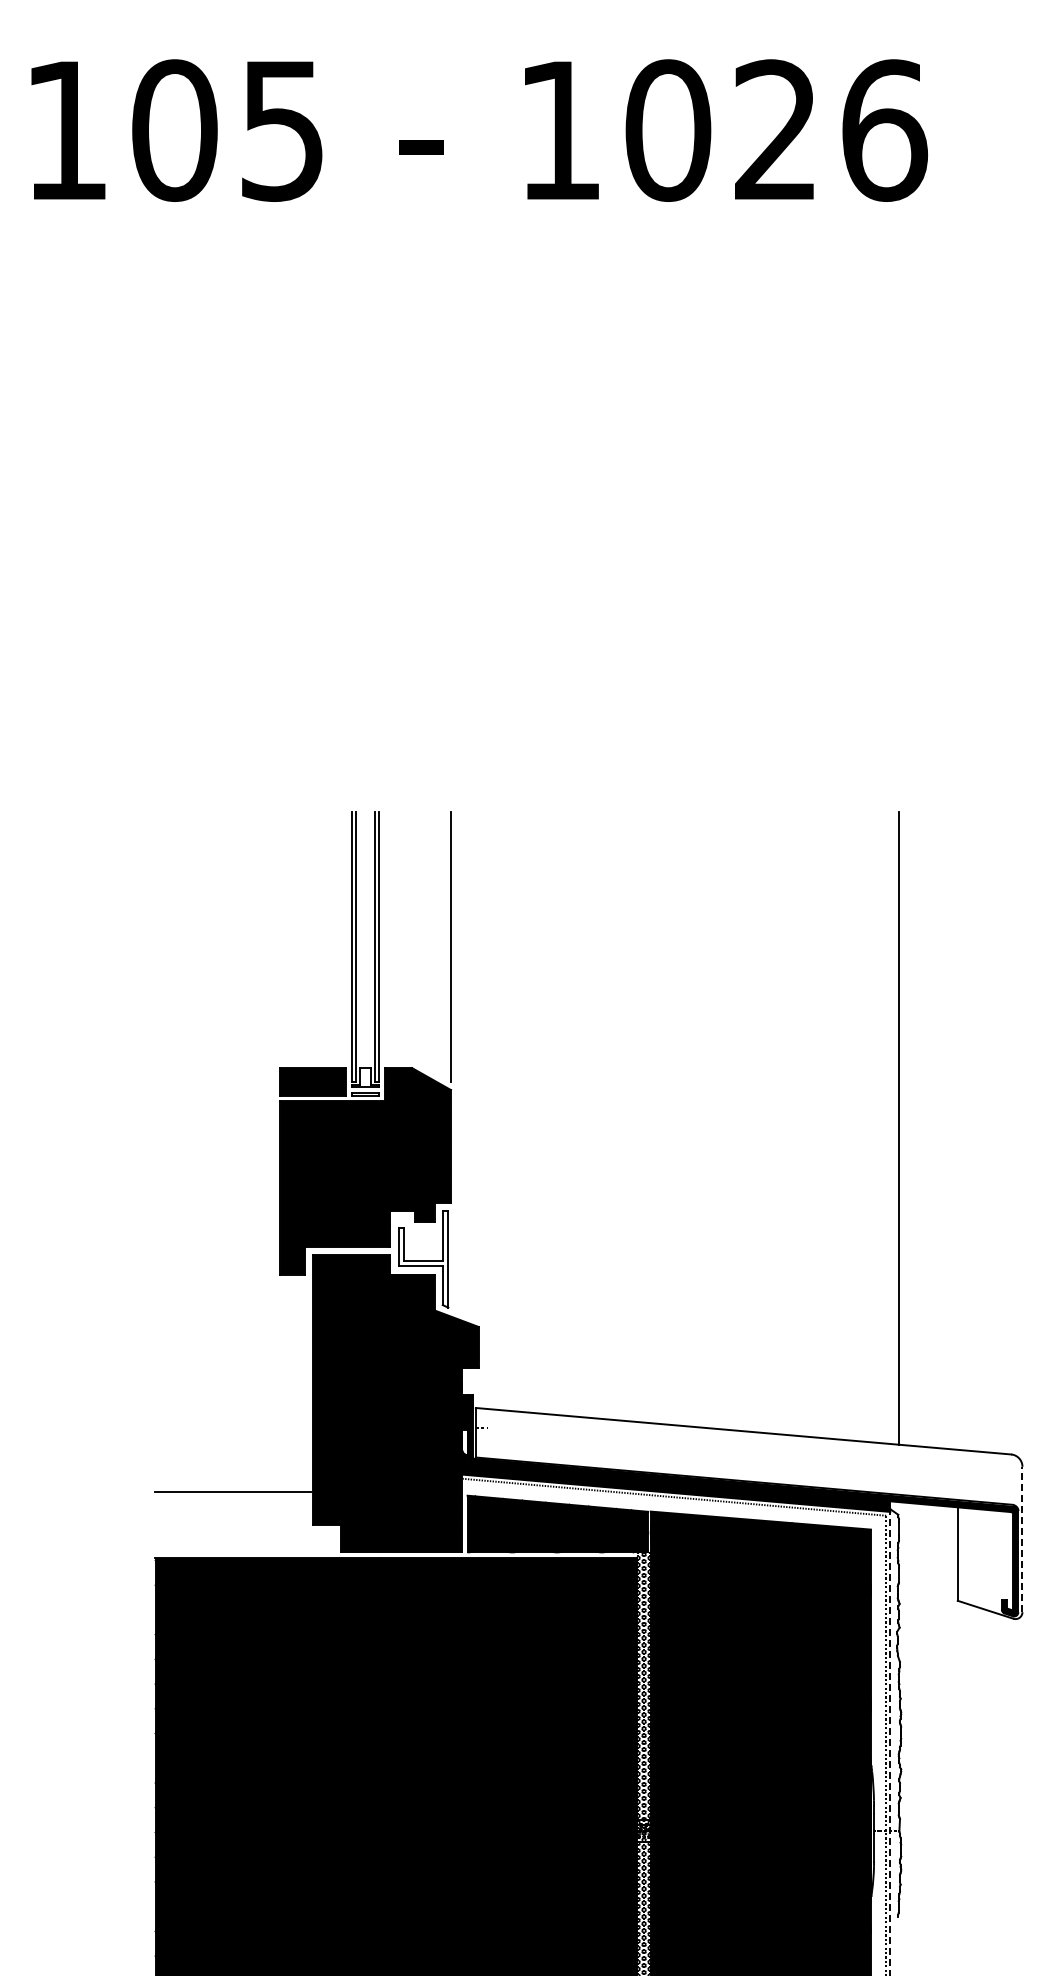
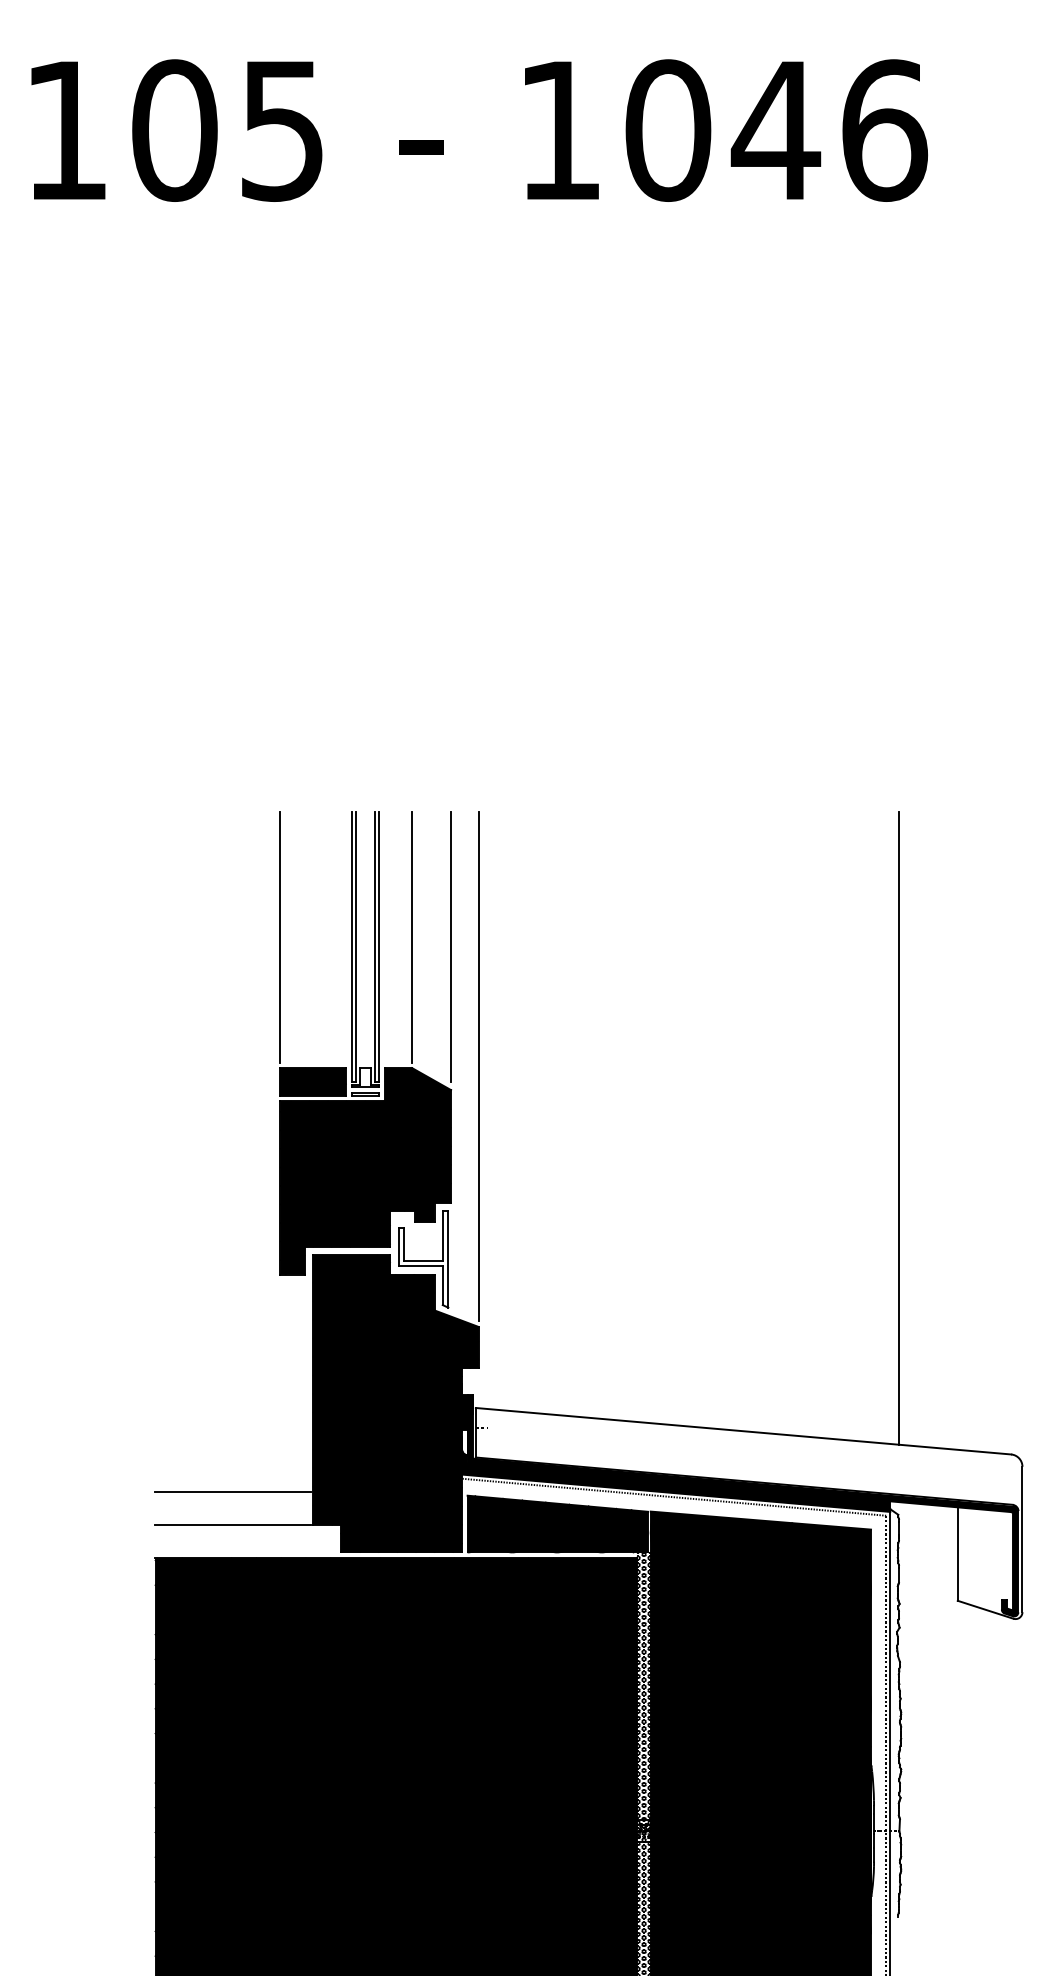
text: 1026 -> 1046 (775, 129)
line: none -> present (280, 936)
line: none -> present (412, 936)
line: none -> present (478, 1066)
line: none -> present (232, 1524)
line: dashed -> solid (1022, 1539)
line: dashed -> solid (890, 1743)
